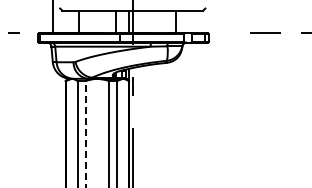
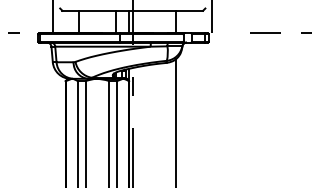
line: none -> present (212, 17)
line: none -> present (176, 121)
line: dashed -> solid (85, 133)
